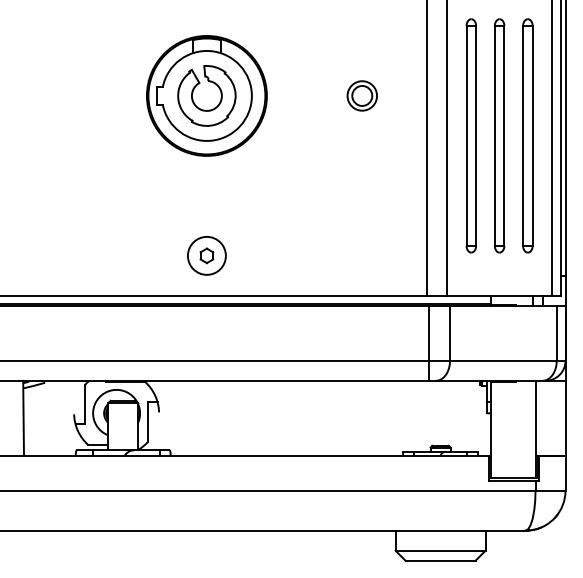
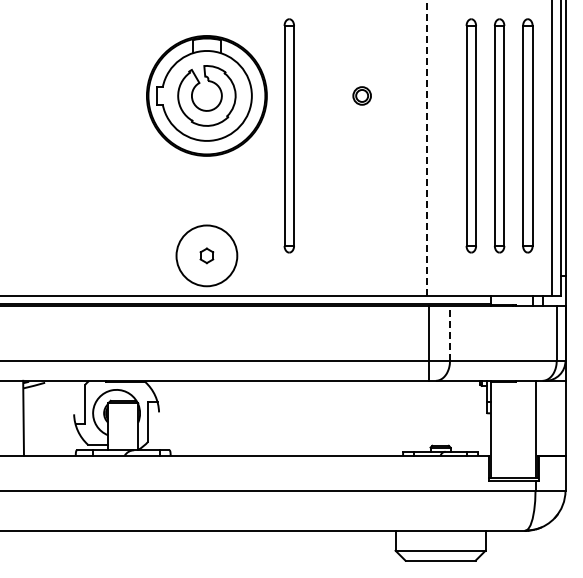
part size: 32x32 px -> 20x20 px (361, 95)
part: none -> present (288, 135)
line: solid -> dashed (427, 147)
line: present -> none (446, 148)
circle diameter: 38 px -> 61 px (206, 255)
line: solid -> dashed (450, 332)
